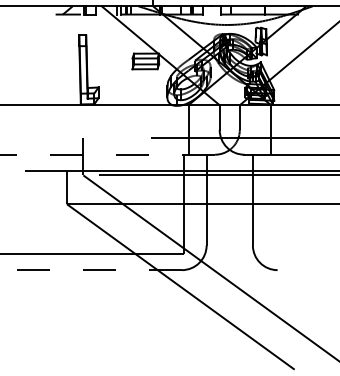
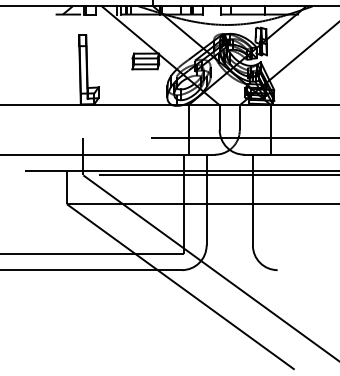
line: dashed -> solid (107, 154)
line: dashed -> solid (91, 270)
